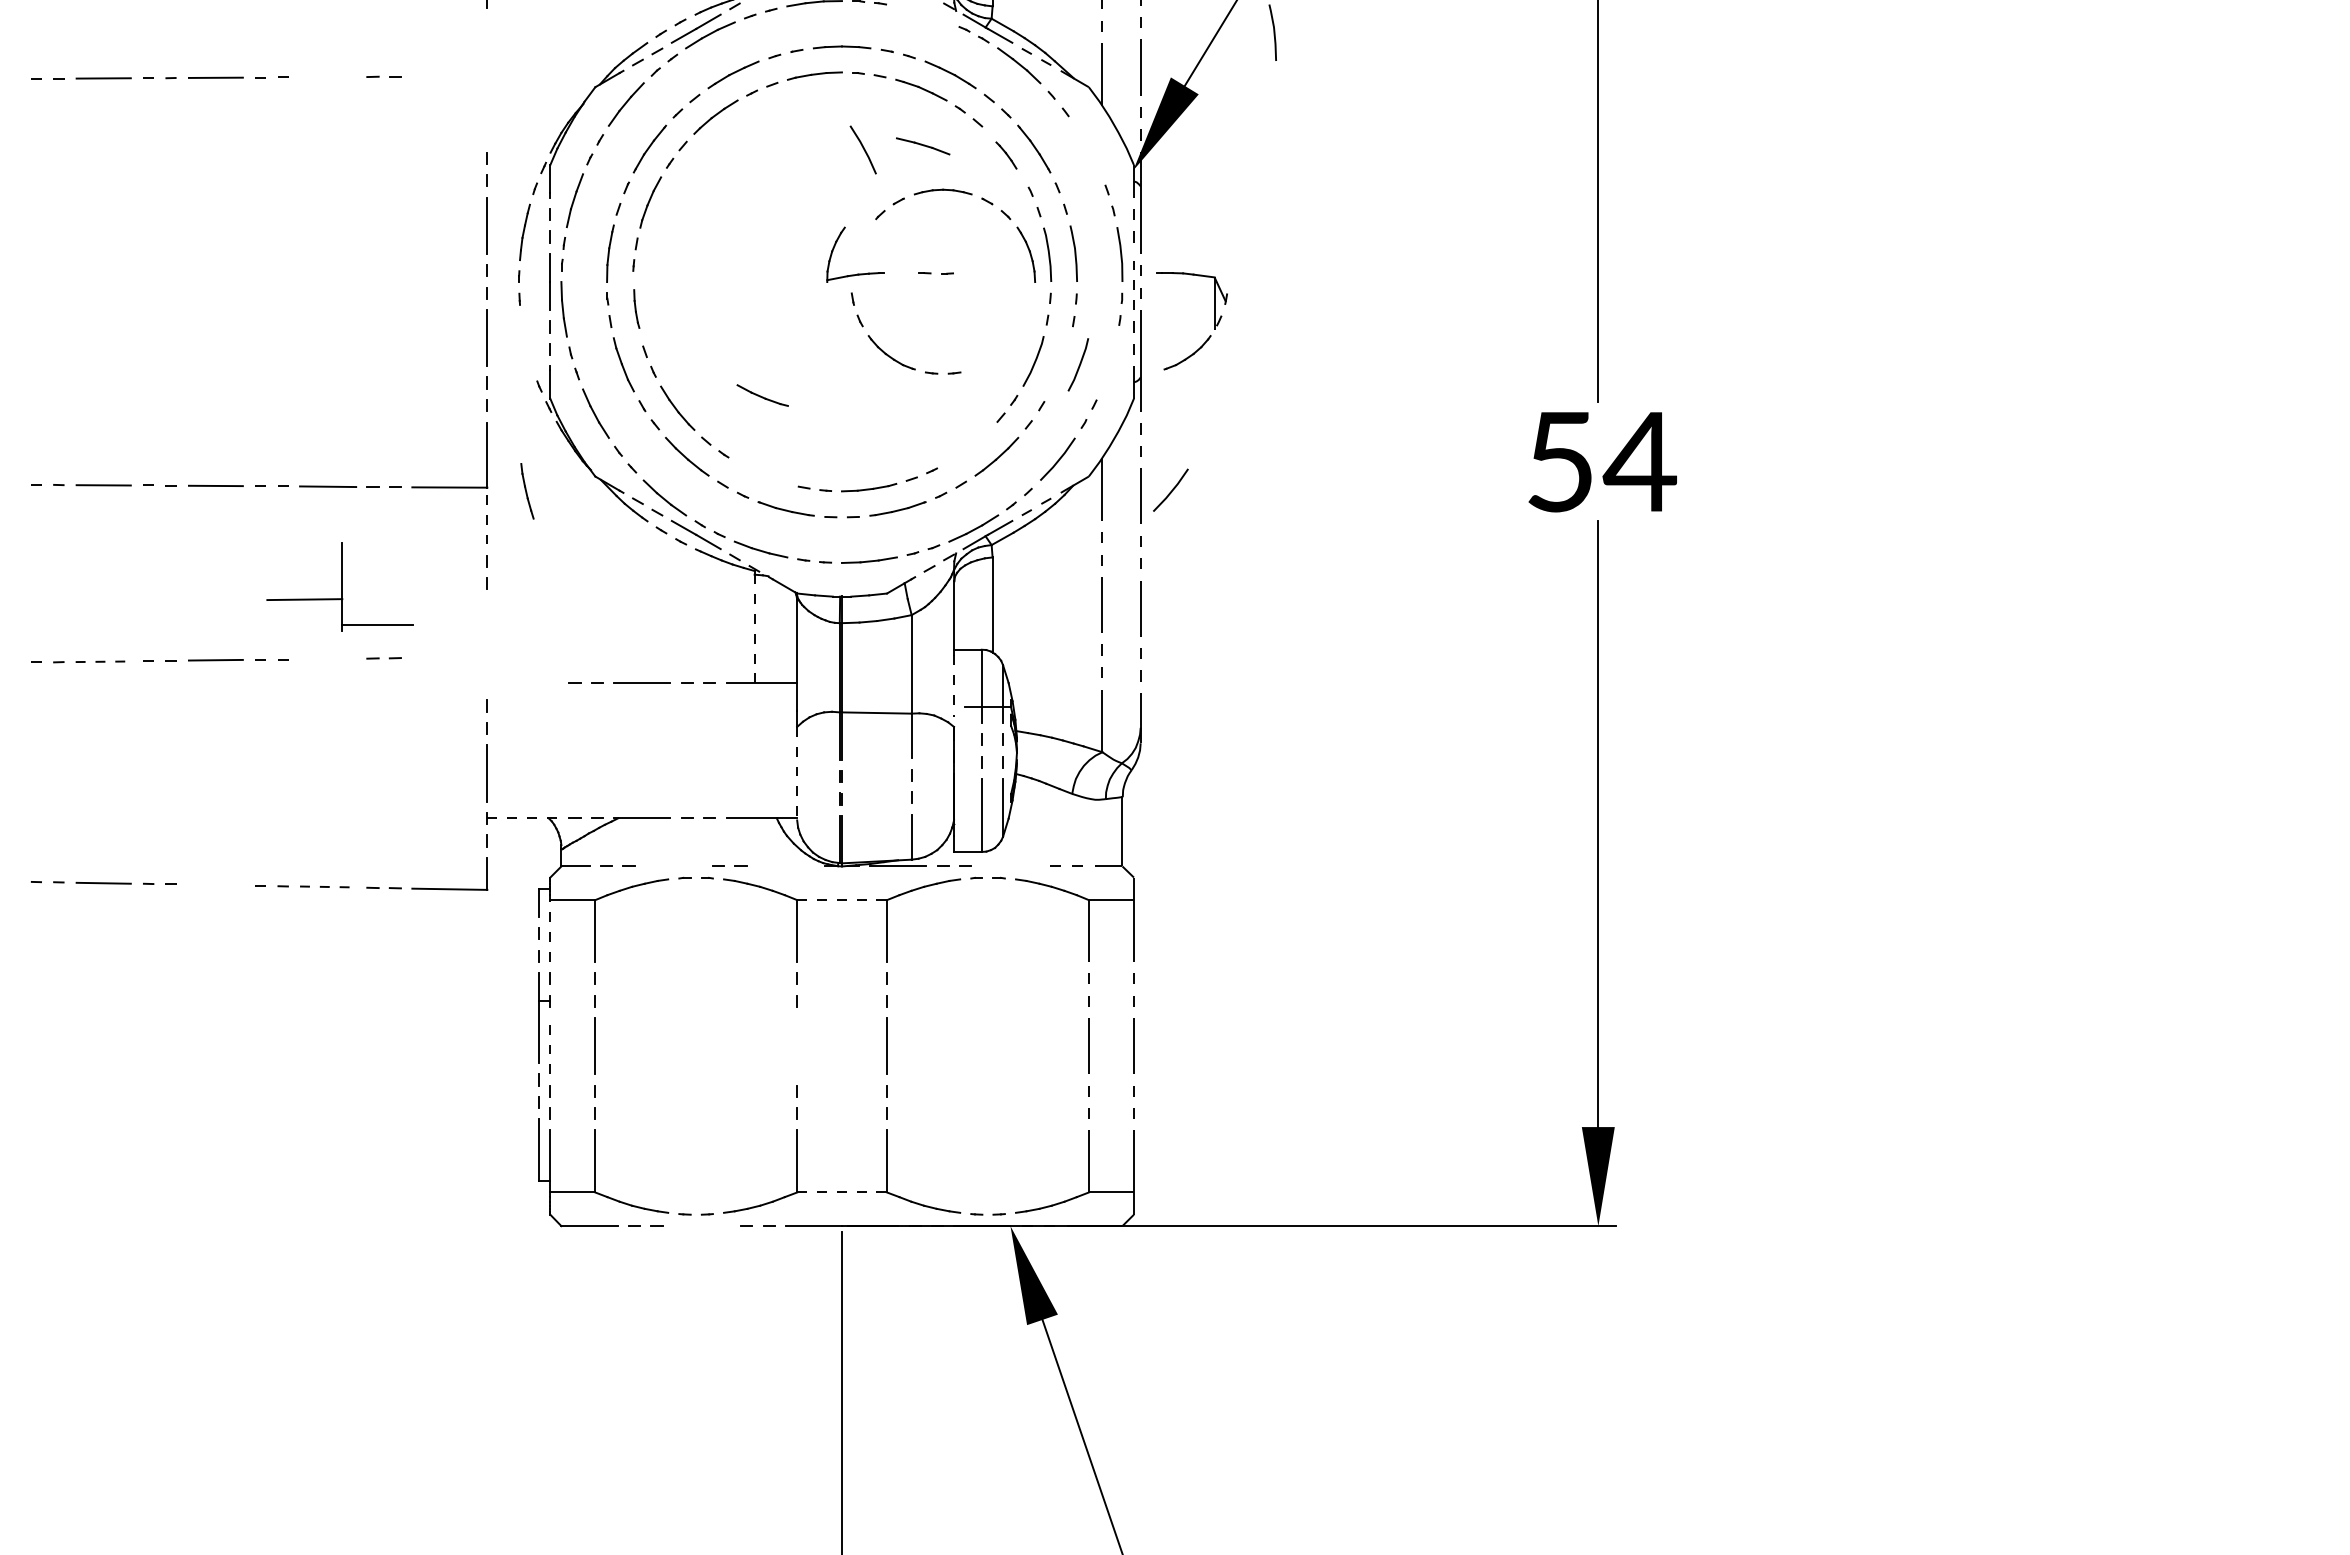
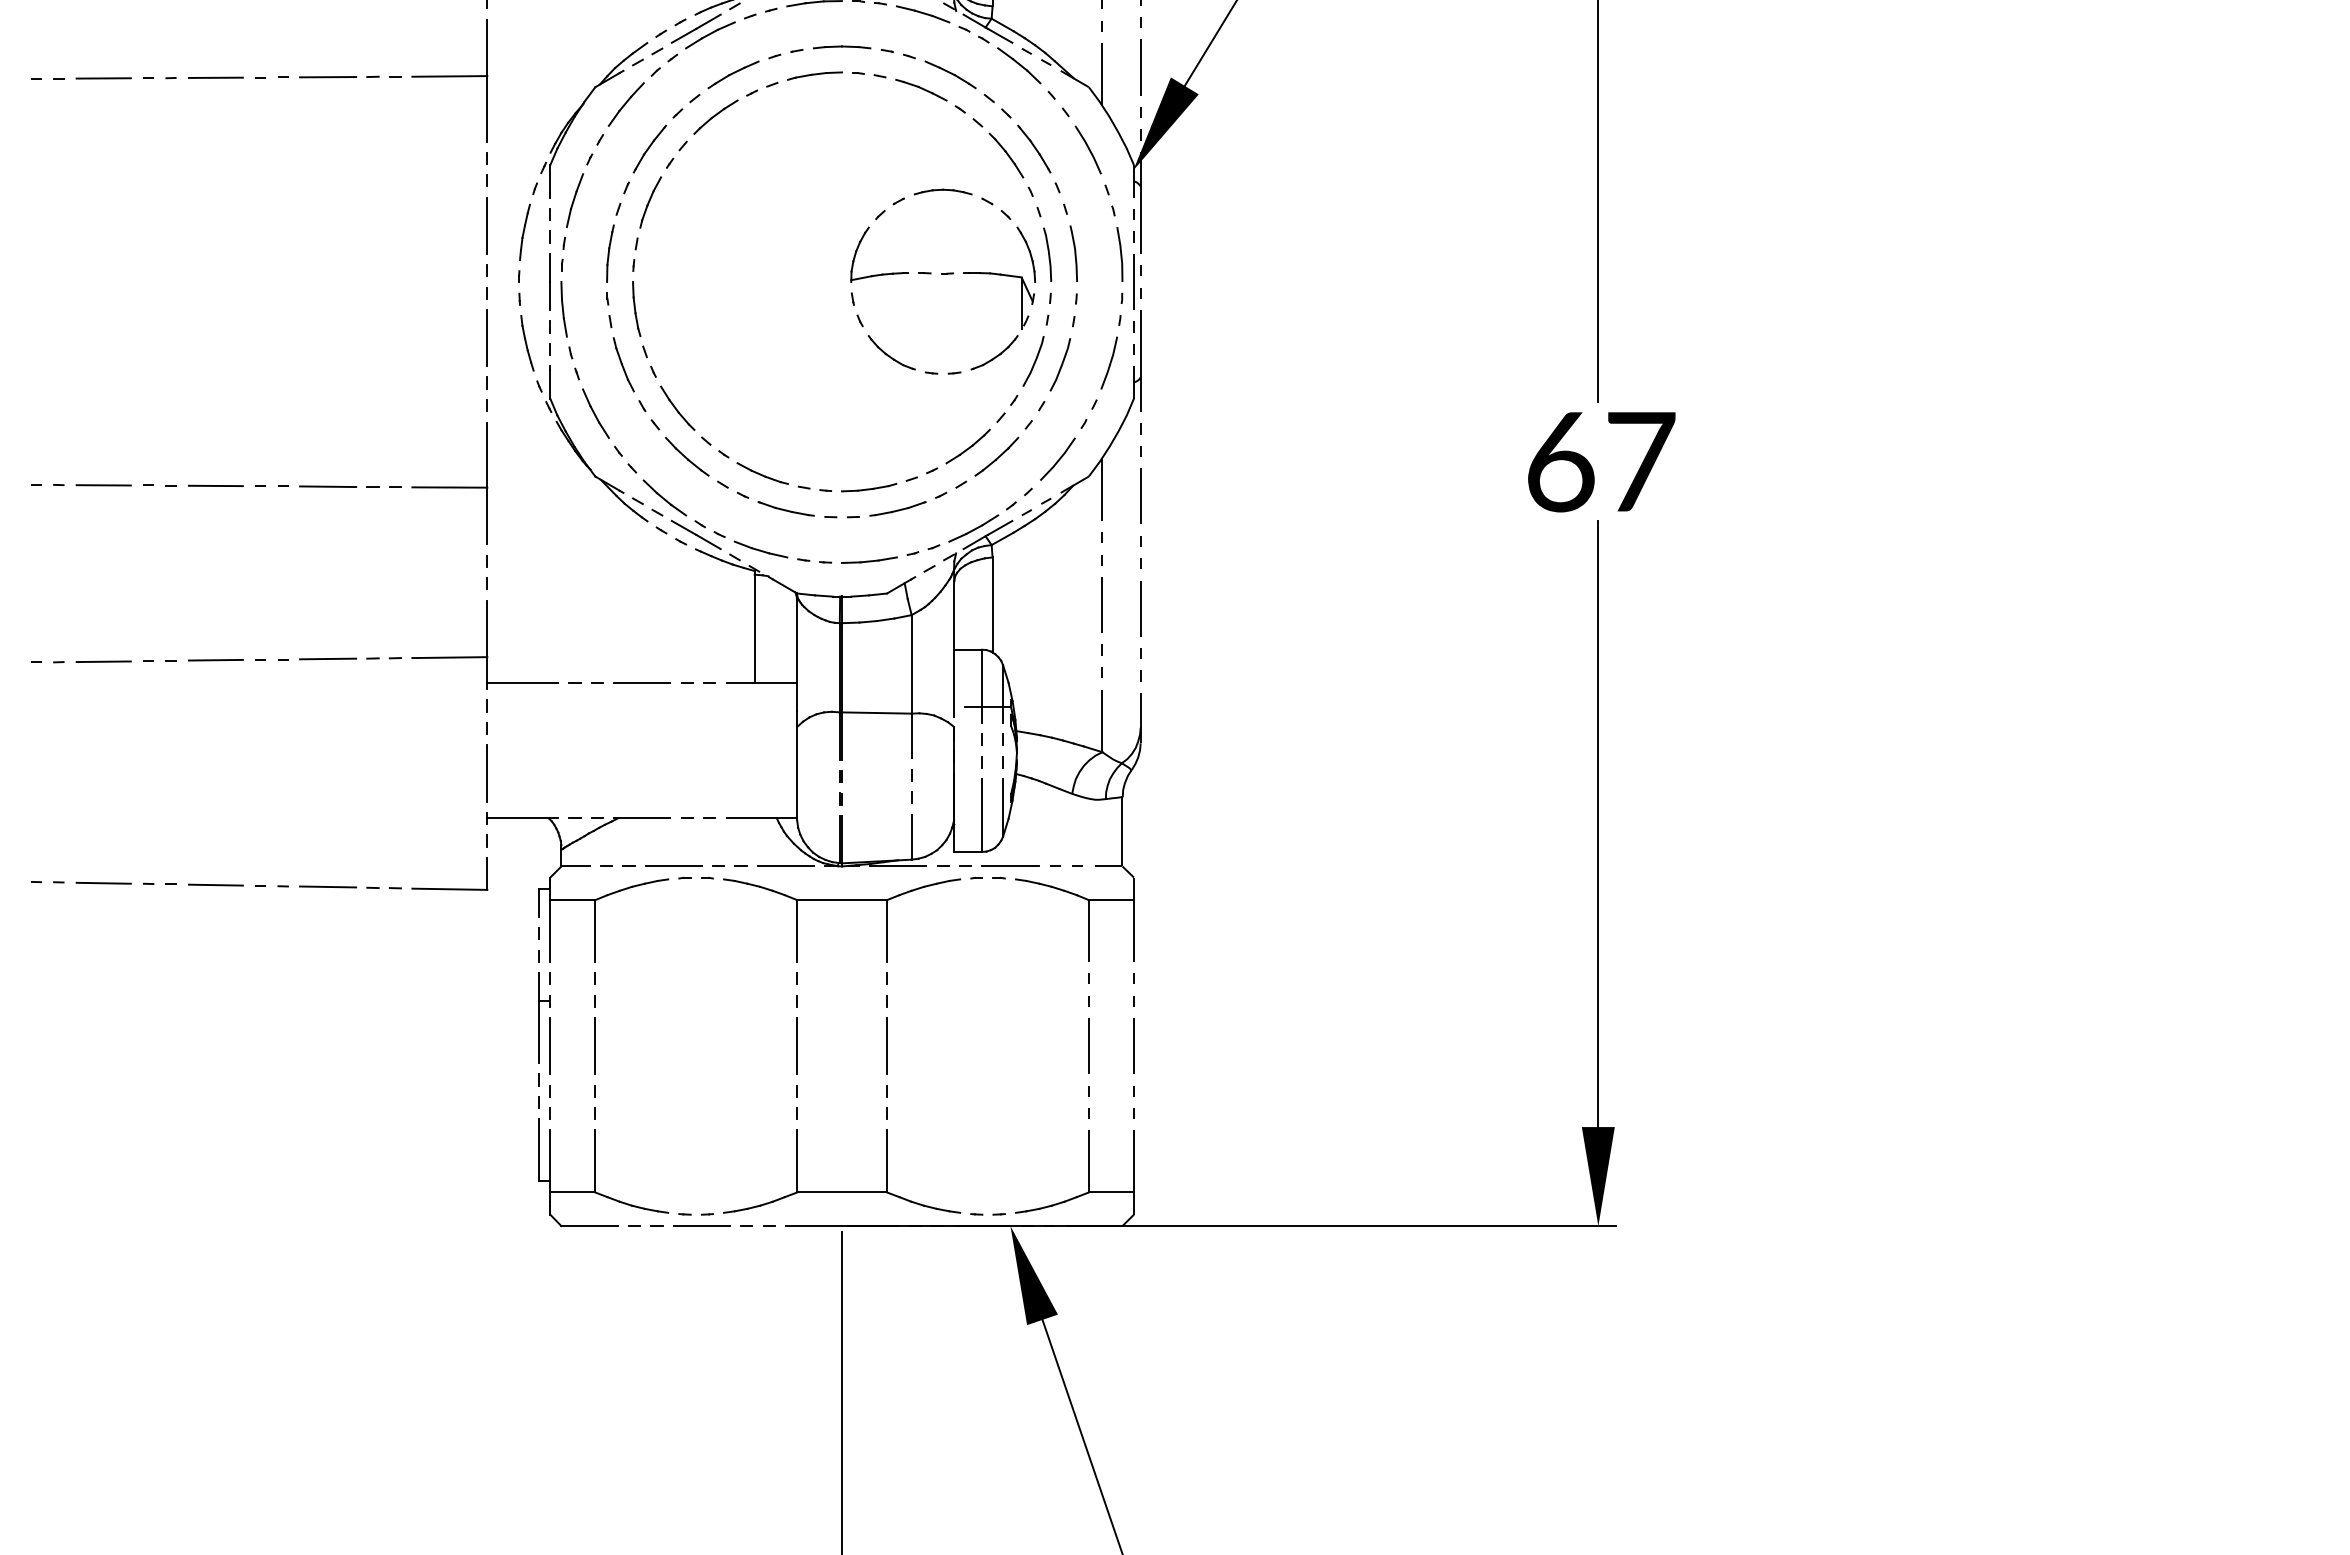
part: present -> none (1272, 32)
line: none -> present (328, 77)
part: none -> present (449, 80)
part position: (923, 146) -> (923, 14) (923, 14)
line position: (862, 148) -> (1087, 148) (1087, 148)
part size: 23x29 px -> 37x47 px (1006, 155)
part position: (857, 273) -> (881, 273) (881, 273)
line: dashed -> solid (1133, 282)
part size: 8x40 px -> 10x56 px (636, 308)
part position: (1209, 335) -> (1016, 335) (1016, 335)
line: none -> present (1109, 362)
line position: (1079, 364) -> (1061, 364) (1061, 364)
part position: (762, 395) -> (762, 473) (762, 473)
part: none -> present (967, 446)
text: 54 -> 67 (1602, 462)
line: present -> none (1171, 490)
part position: (527, 491) -> (527, 343) (527, 343)
line: dashed -> solid (487, 515)
part position: (339, 586) -> (484, 644) (484, 644)
line: dashed -> solid (754, 628)
line: none -> present (328, 658)
line: dashed -> solid (104, 661)
line: dashed -> solid (954, 686)
line: dashed -> solid (797, 773)
line: dashed -> solid (522, 818)
line: none -> present (673, 866)
line: none -> present (785, 866)
line: none -> present (1010, 866)
line: none -> present (215, 884)
line: dashed -> solid (328, 886)
line: dashed -> solid (842, 900)
line: dashed -> solid (550, 930)
line: dashed -> solid (550, 1045)
line: none -> present (797, 1046)
line: dashed -> solid (842, 1192)
line: none -> present (701, 1226)
